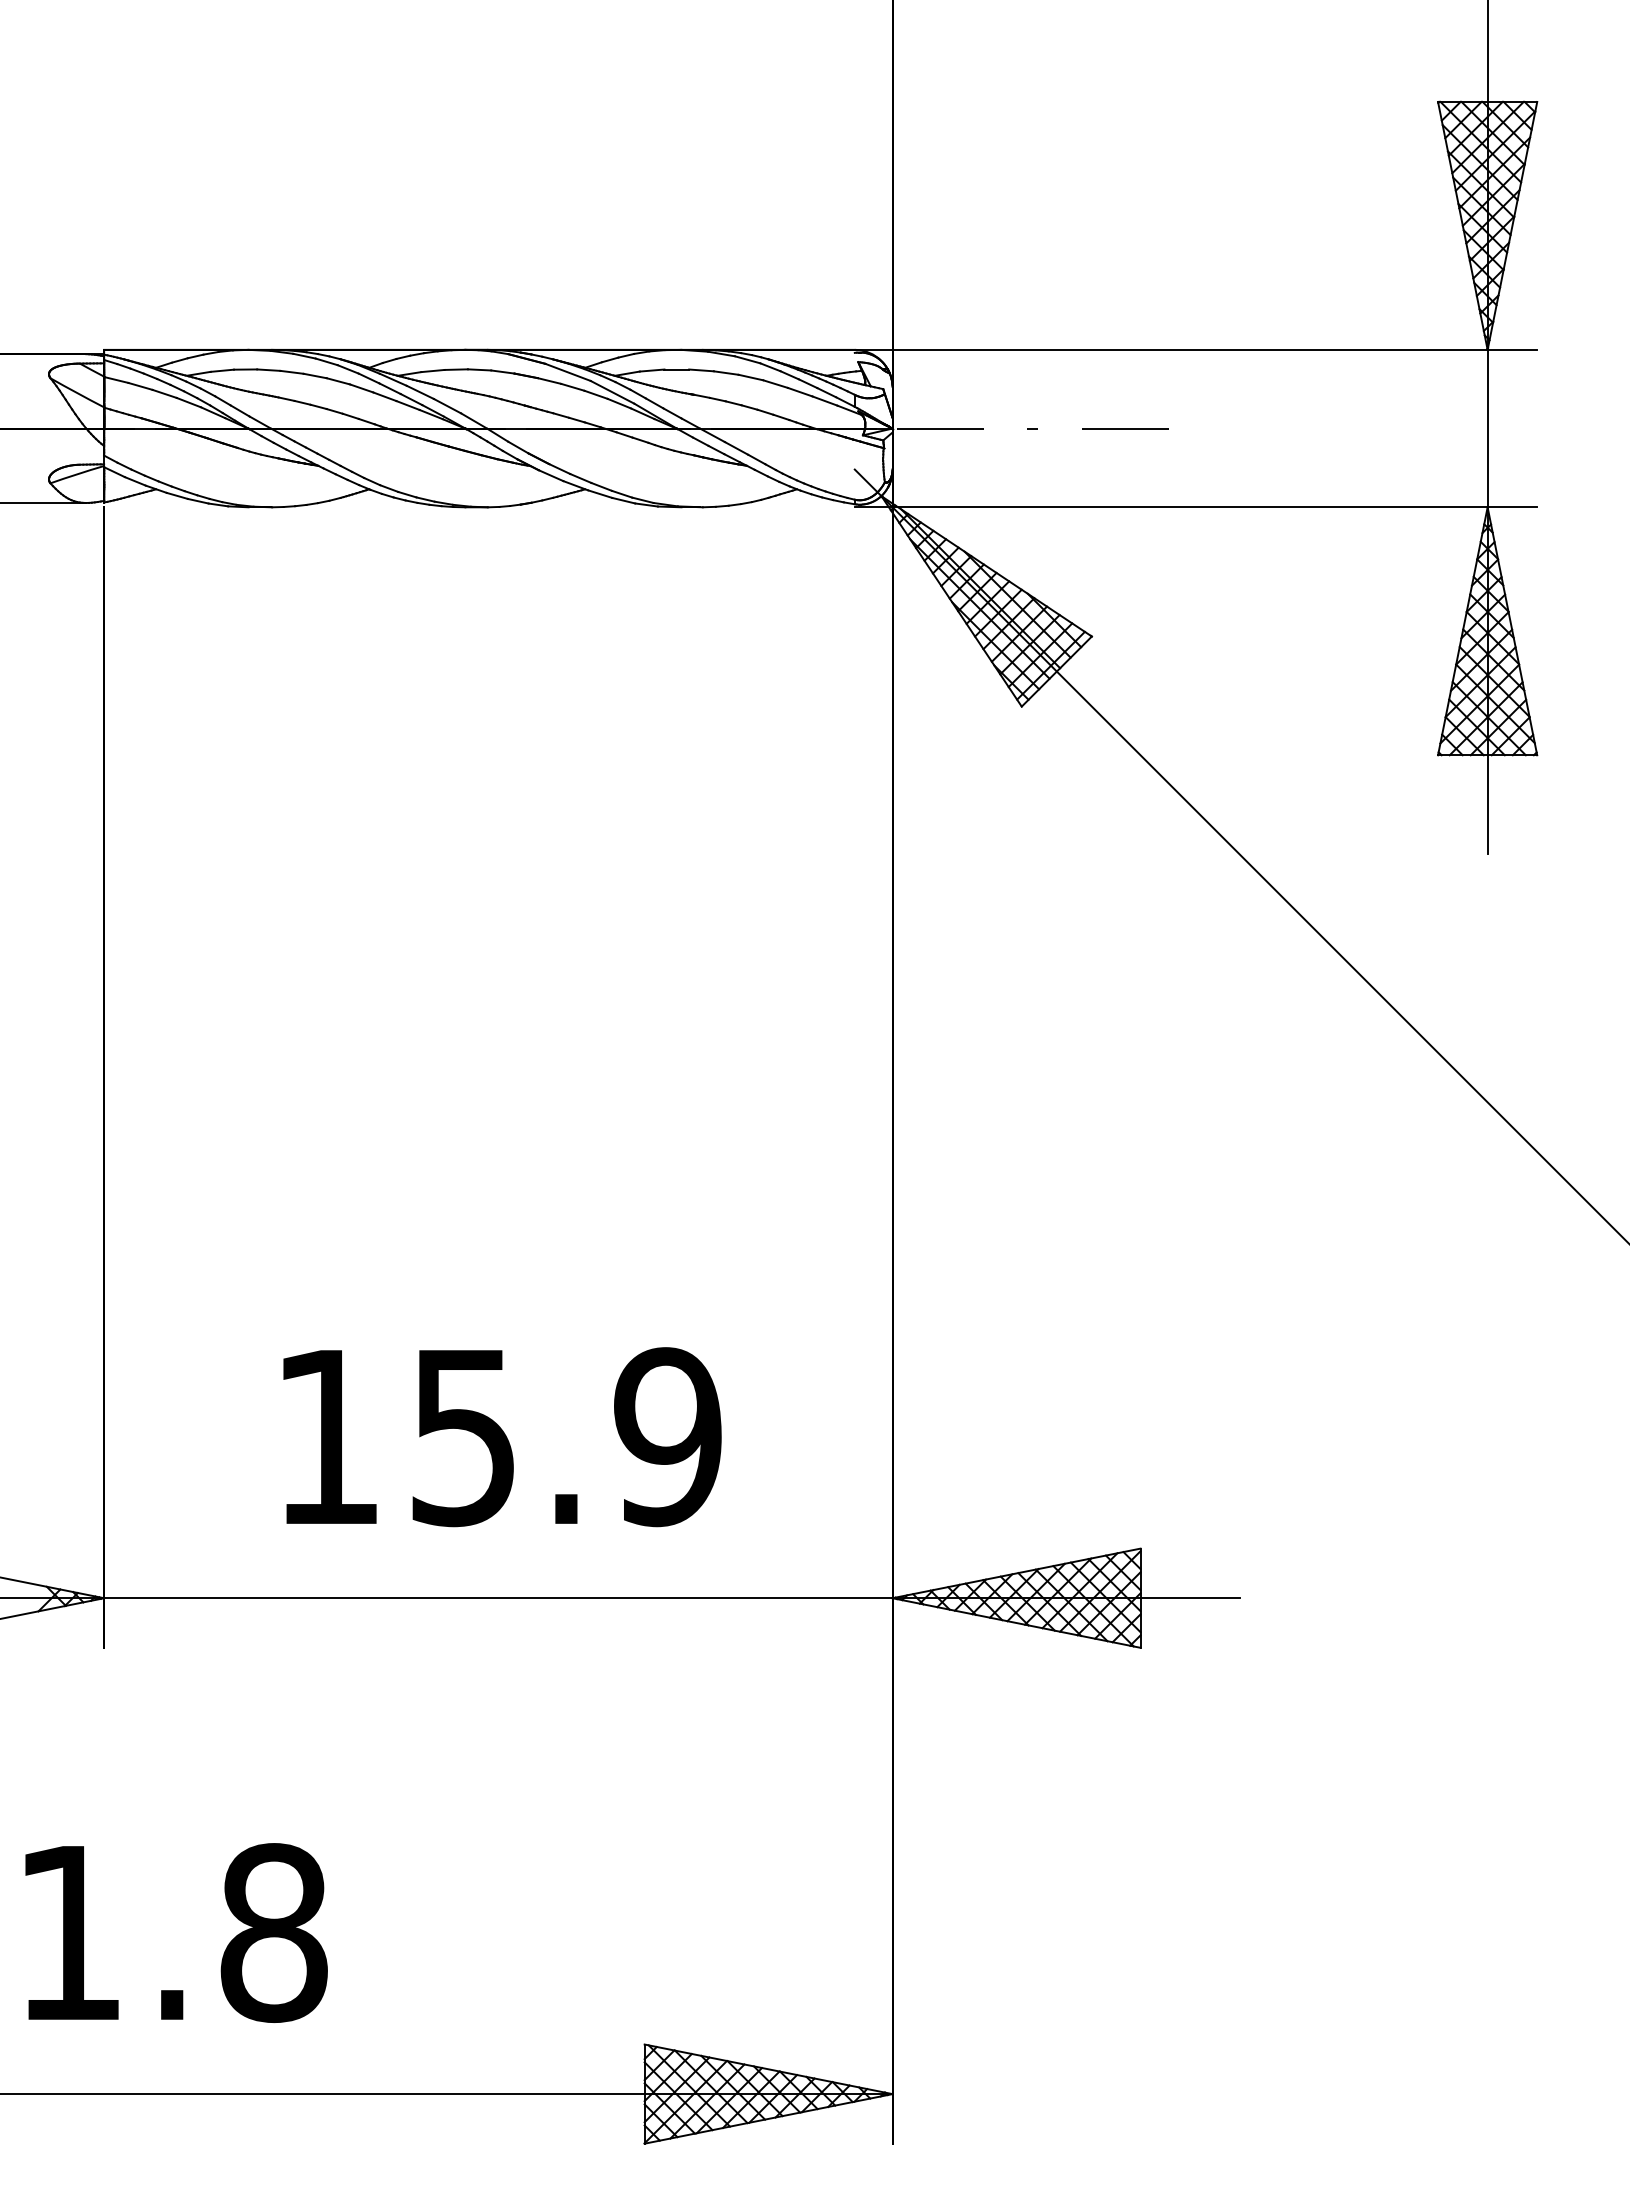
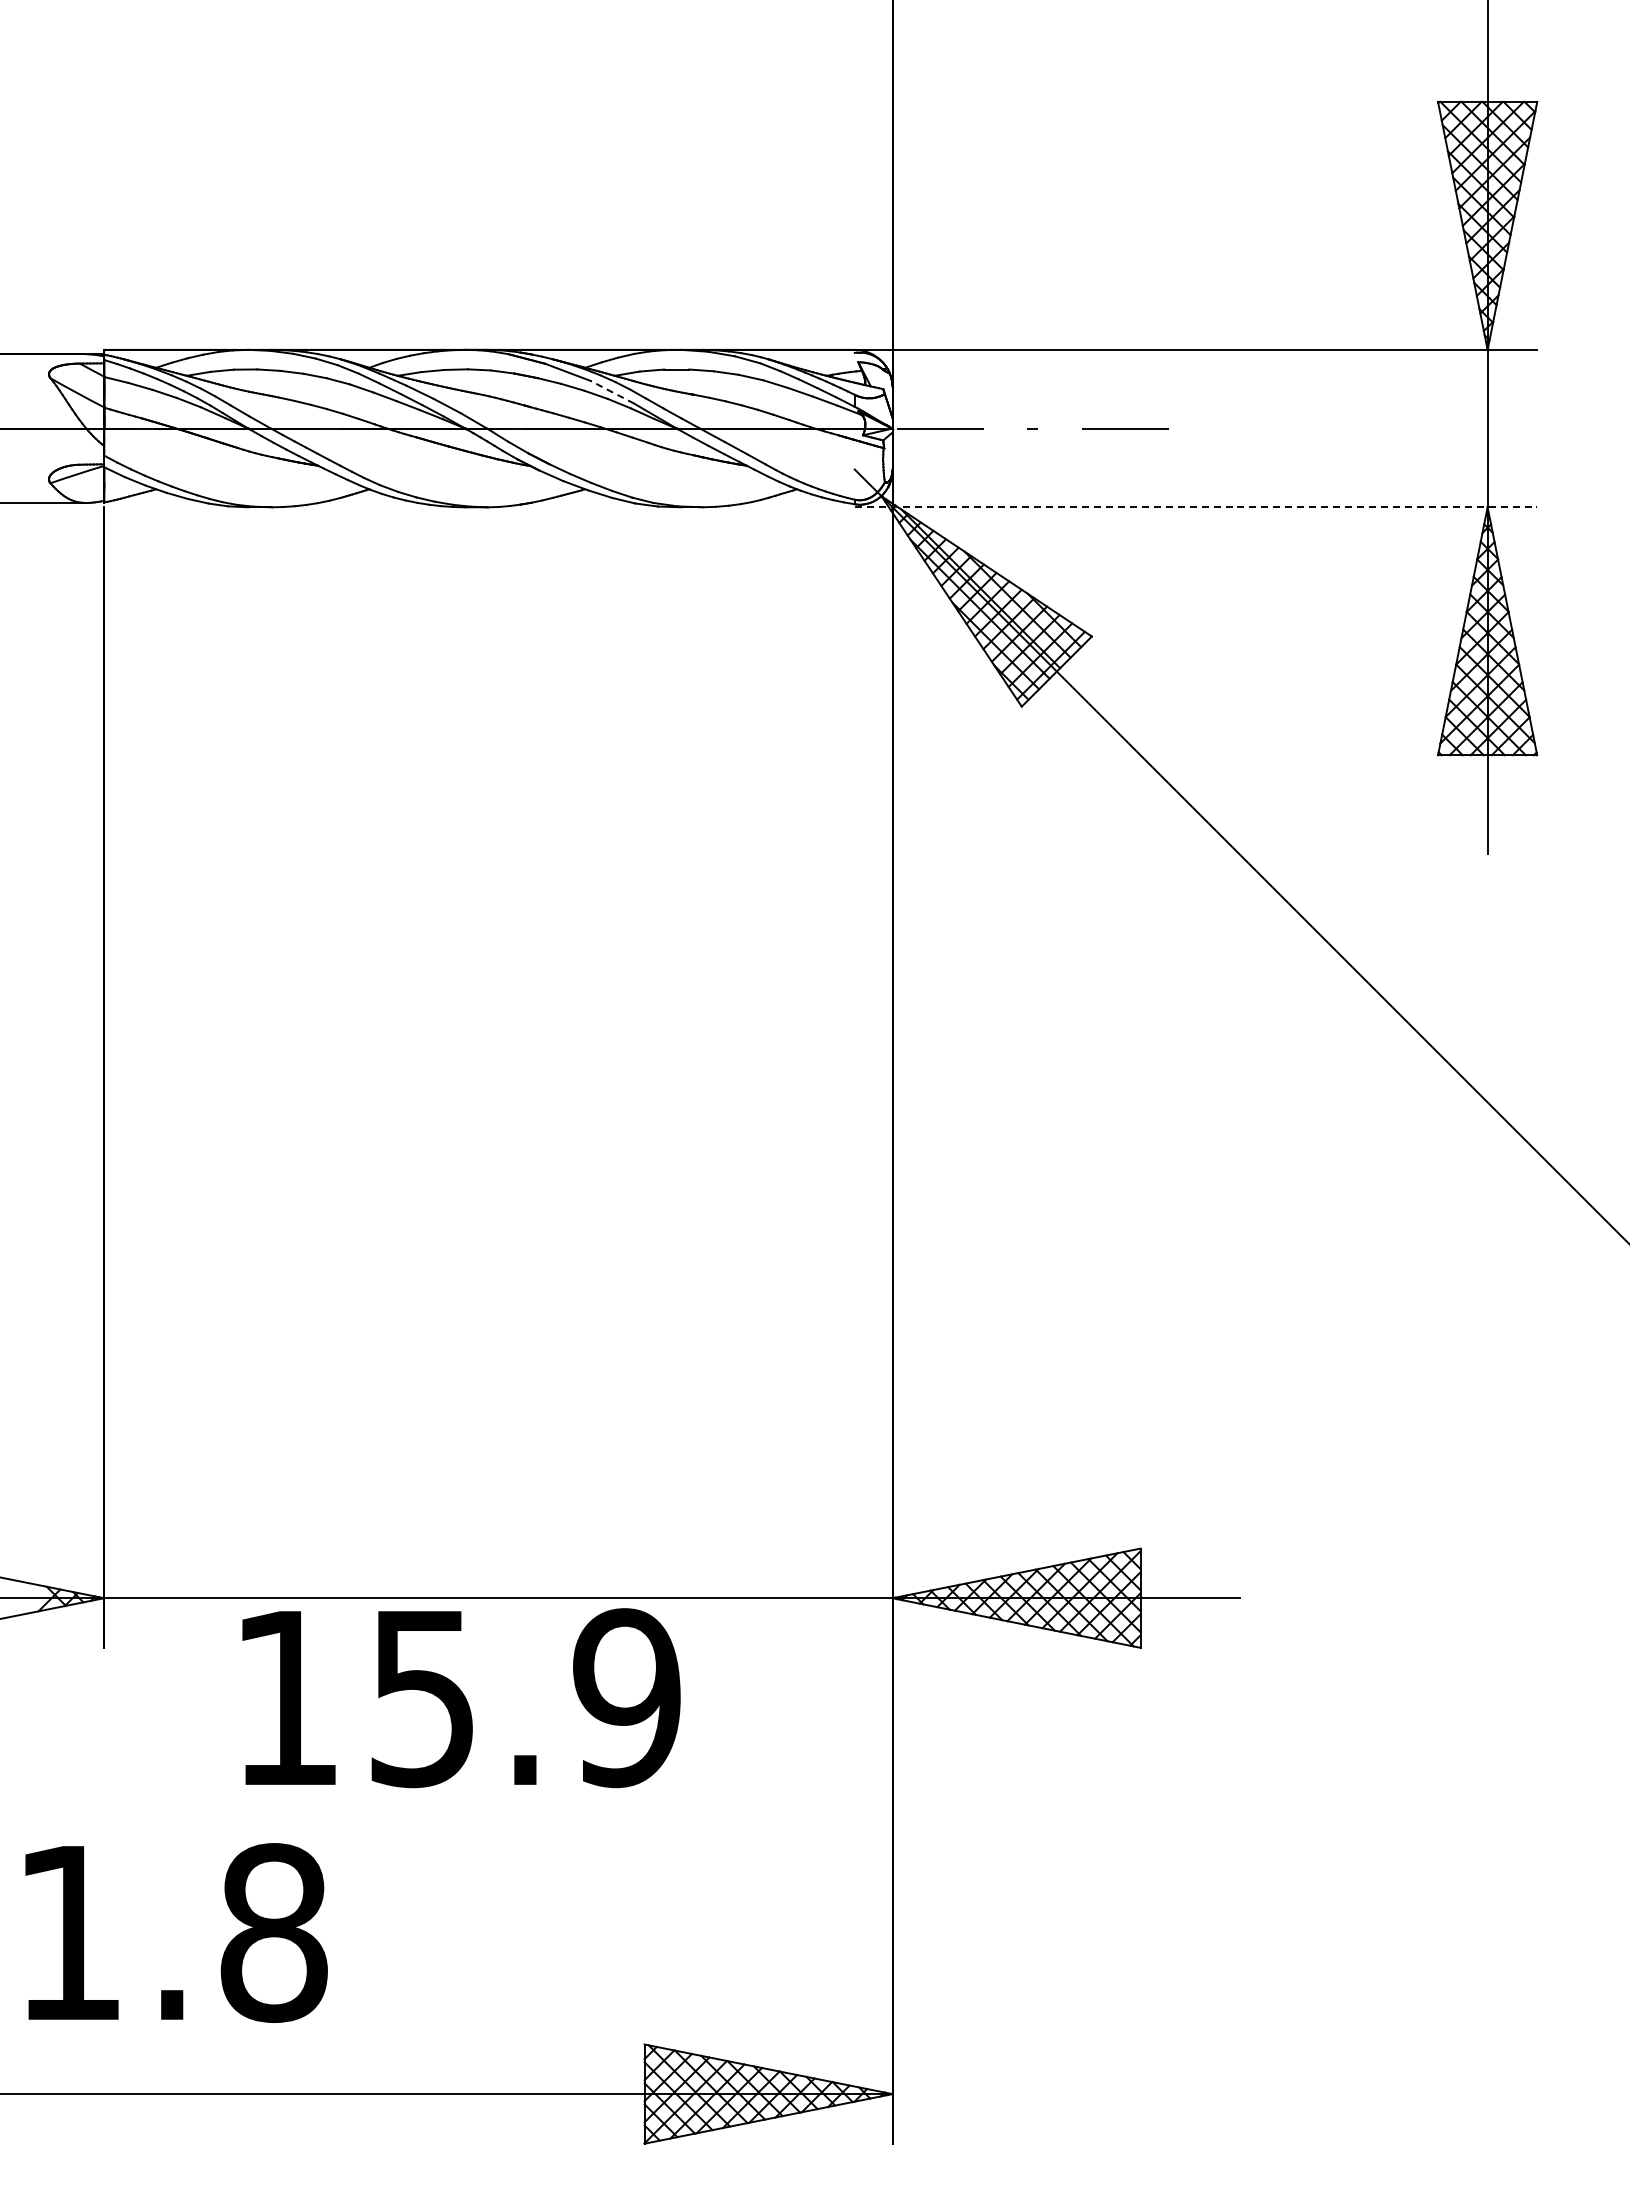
line: solid -> dashed (612, 392)
line: solid -> dashed (1196, 507)
text position: (502, 1437) -> (461, 1698) (461, 1698)
